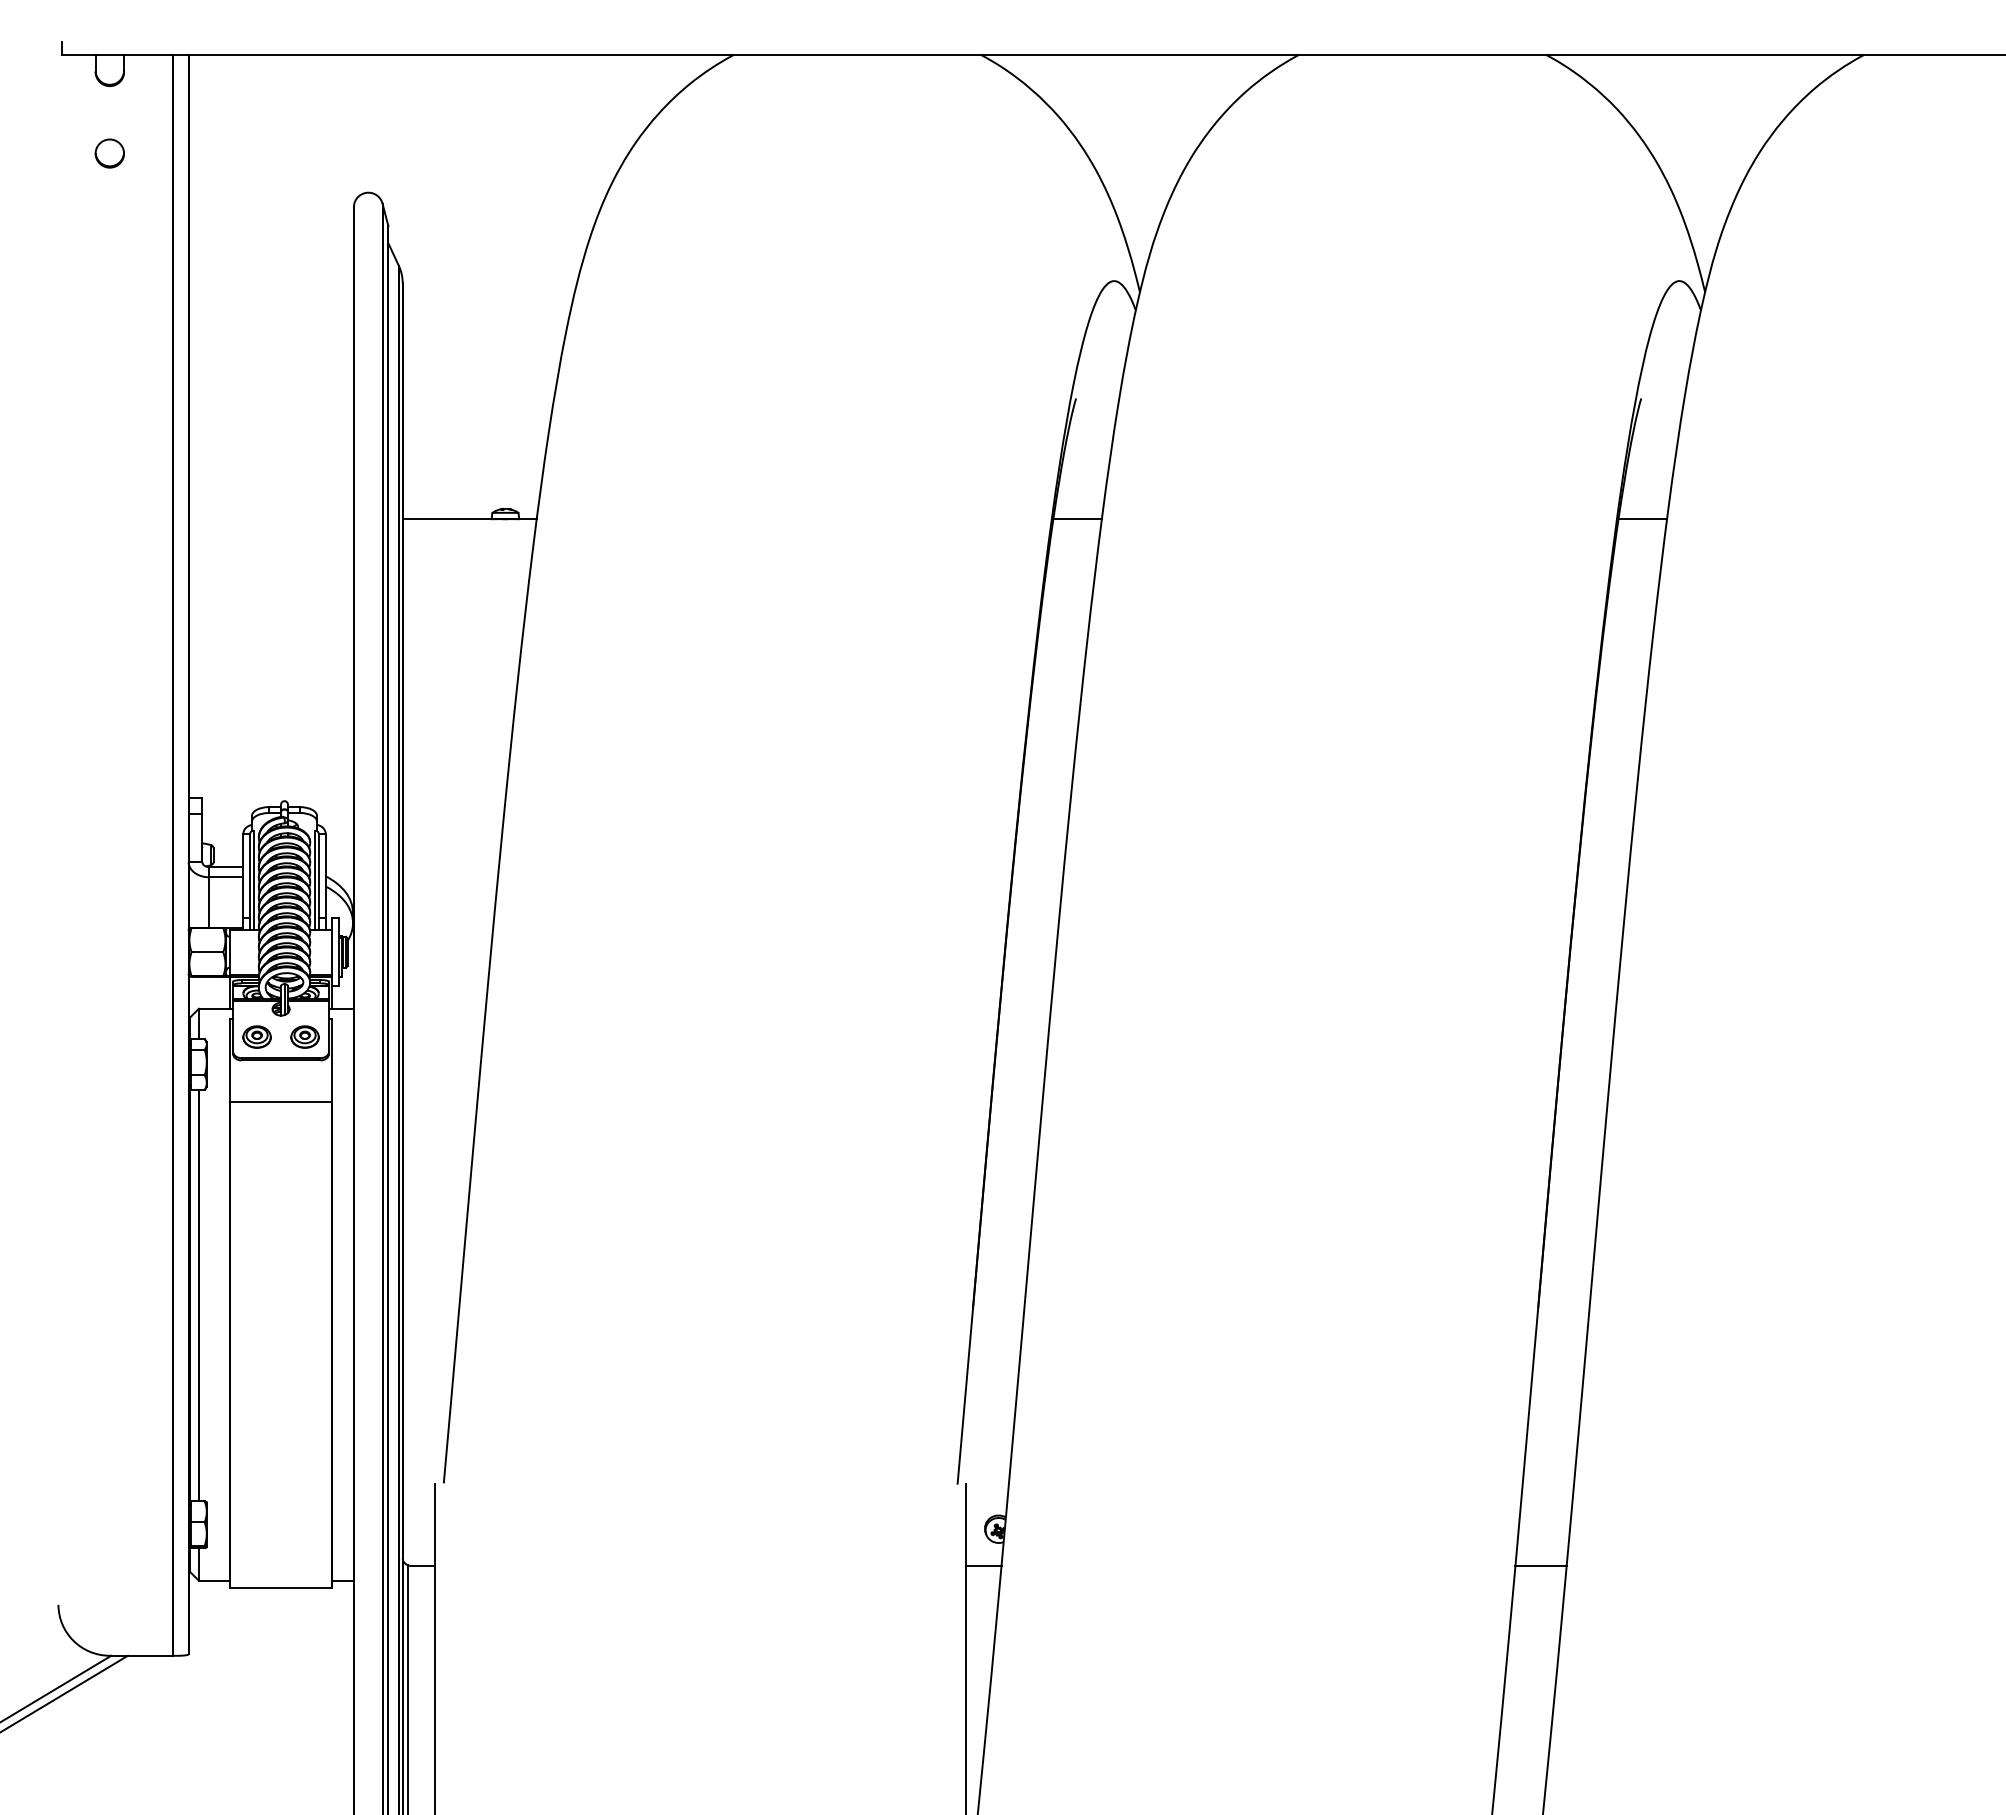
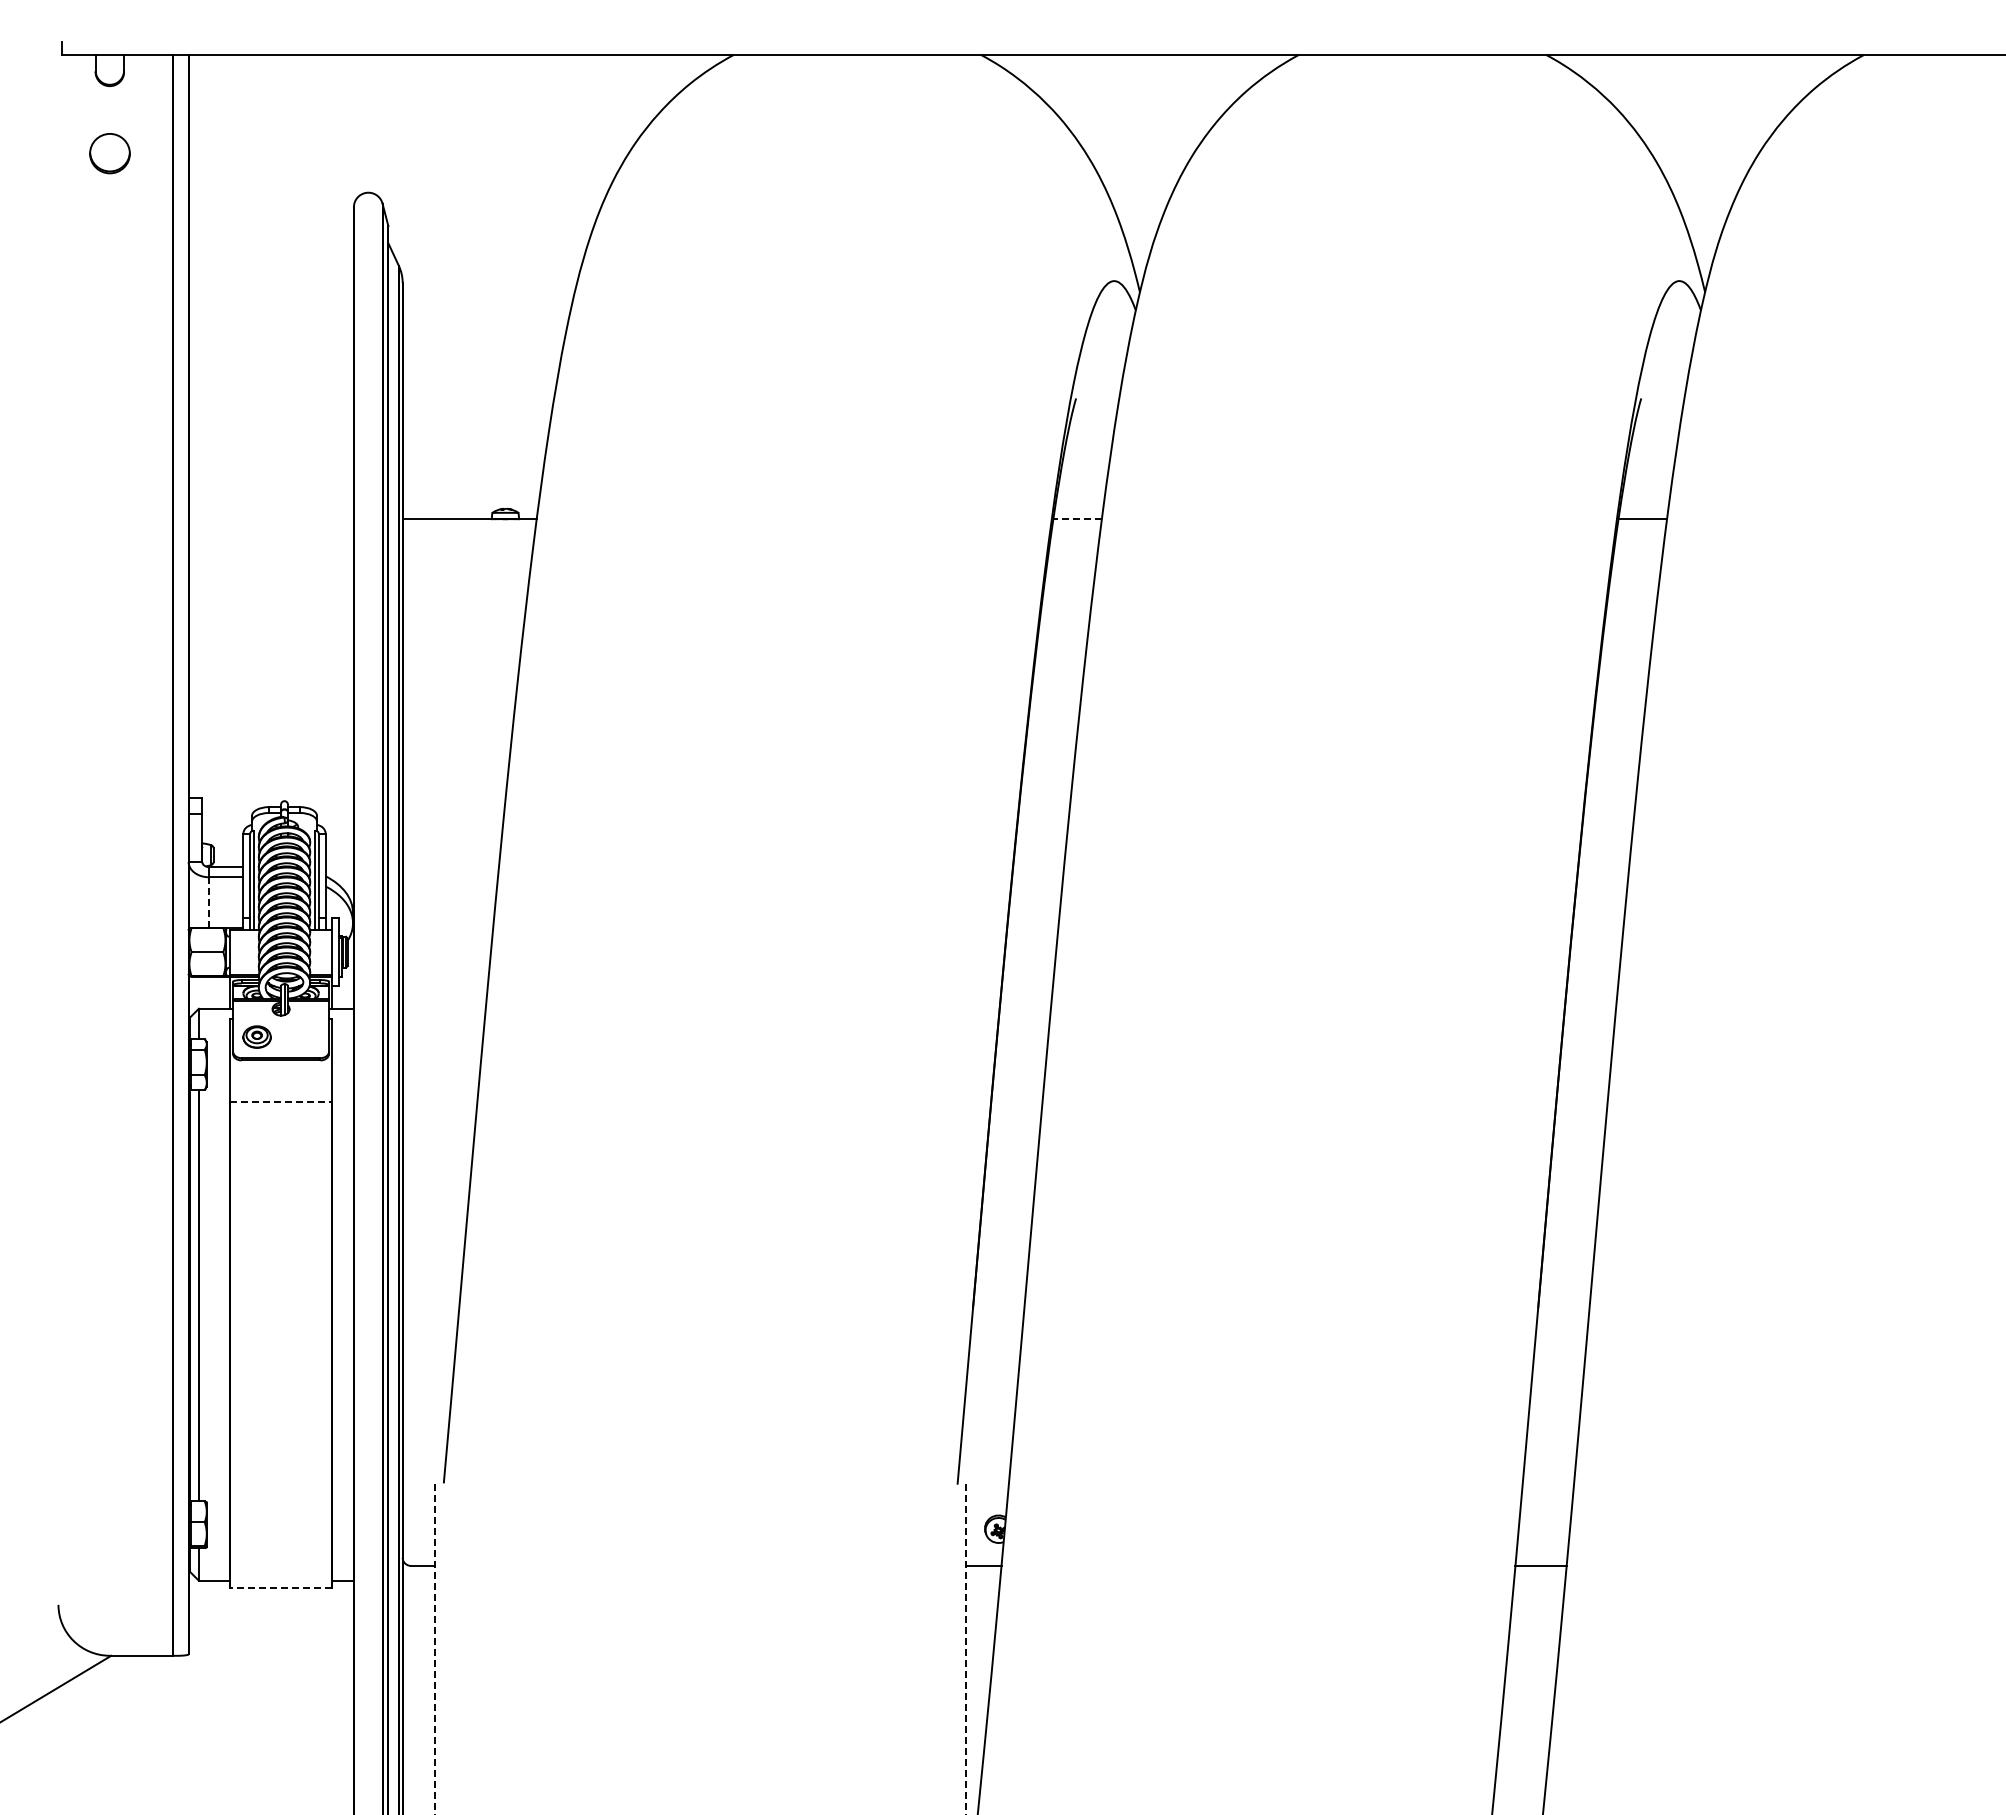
part size: 31x31 px -> 42x42 px (109, 153)
line: solid -> dashed (1077, 519)
line: solid -> dashed (209, 902)
part: present -> none (304, 1036)
line: solid -> dashed (281, 1101)
line: solid -> dashed (280, 1587)
line: solid -> dashed (435, 1650)
line: solid -> dashed (966, 1650)
line: present -> none (407, 1688)
line: present -> none (64, 1693)
